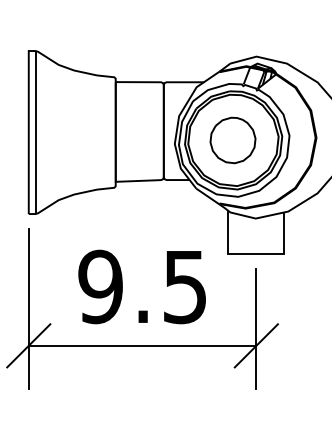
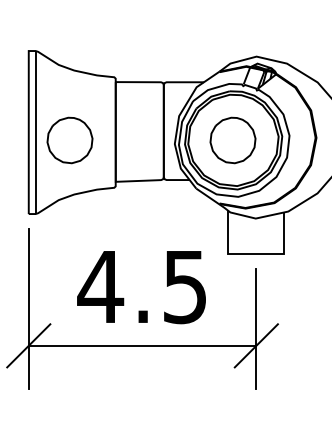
part: none -> present (69, 140)
text: 9.5 -> 4.5 (100, 286)
